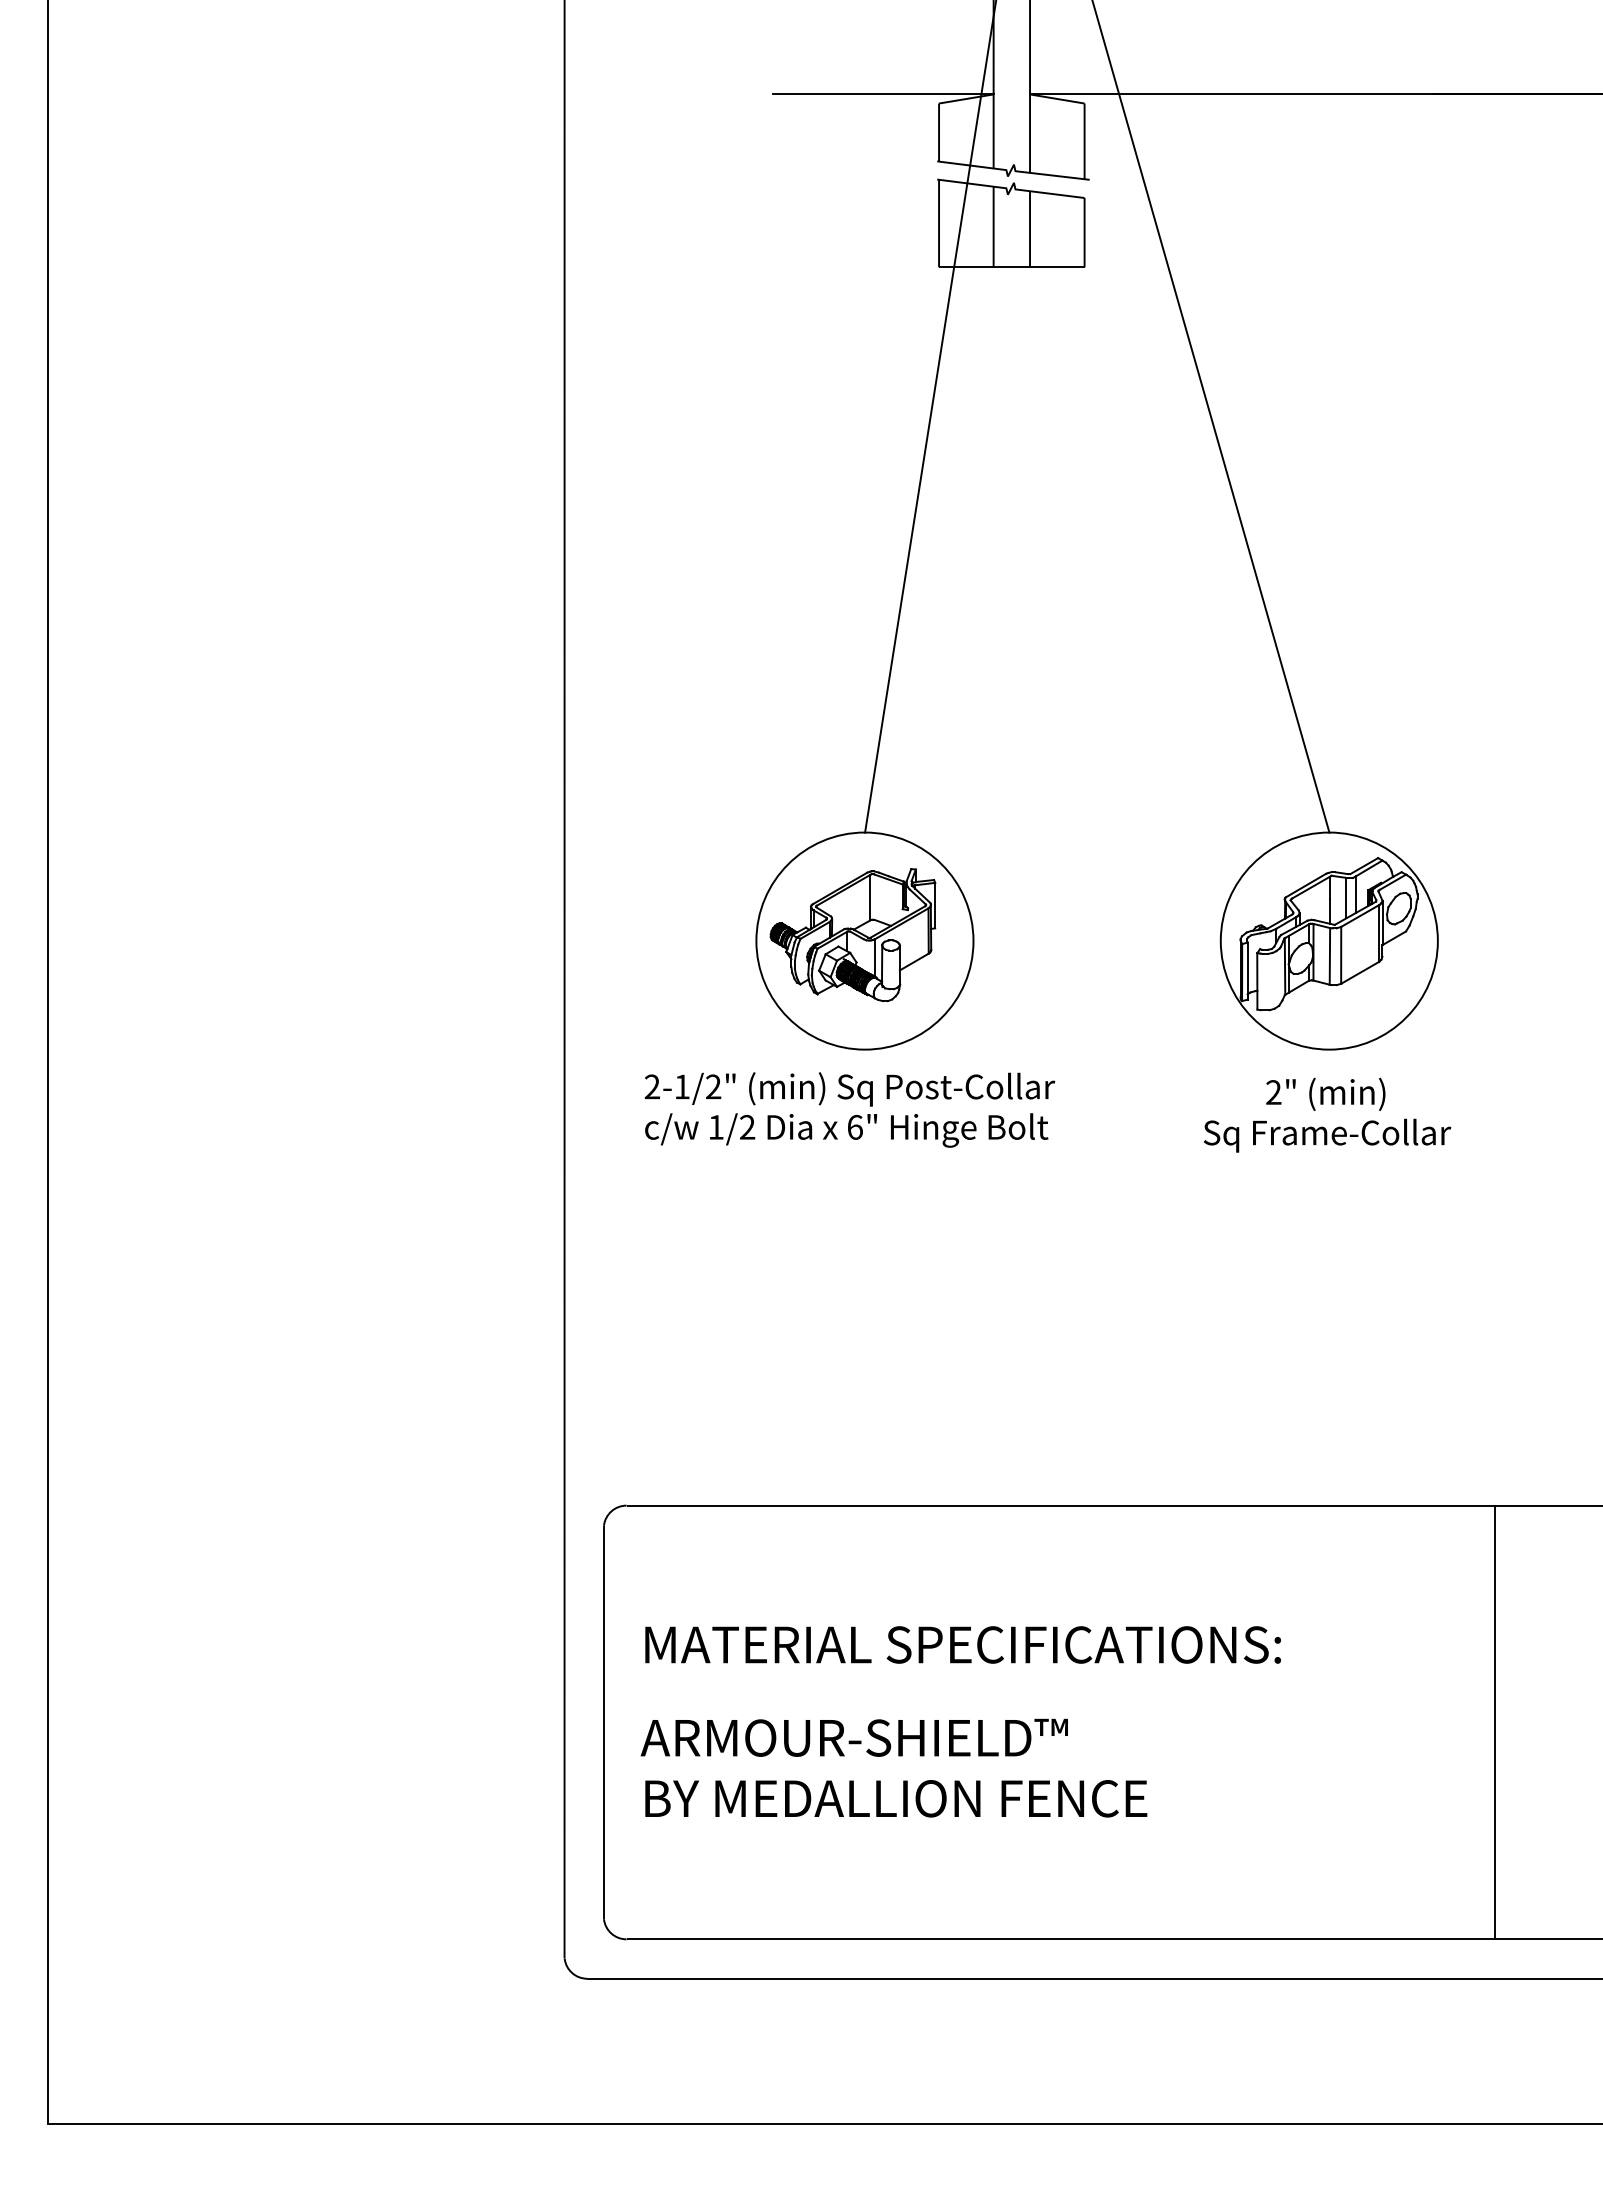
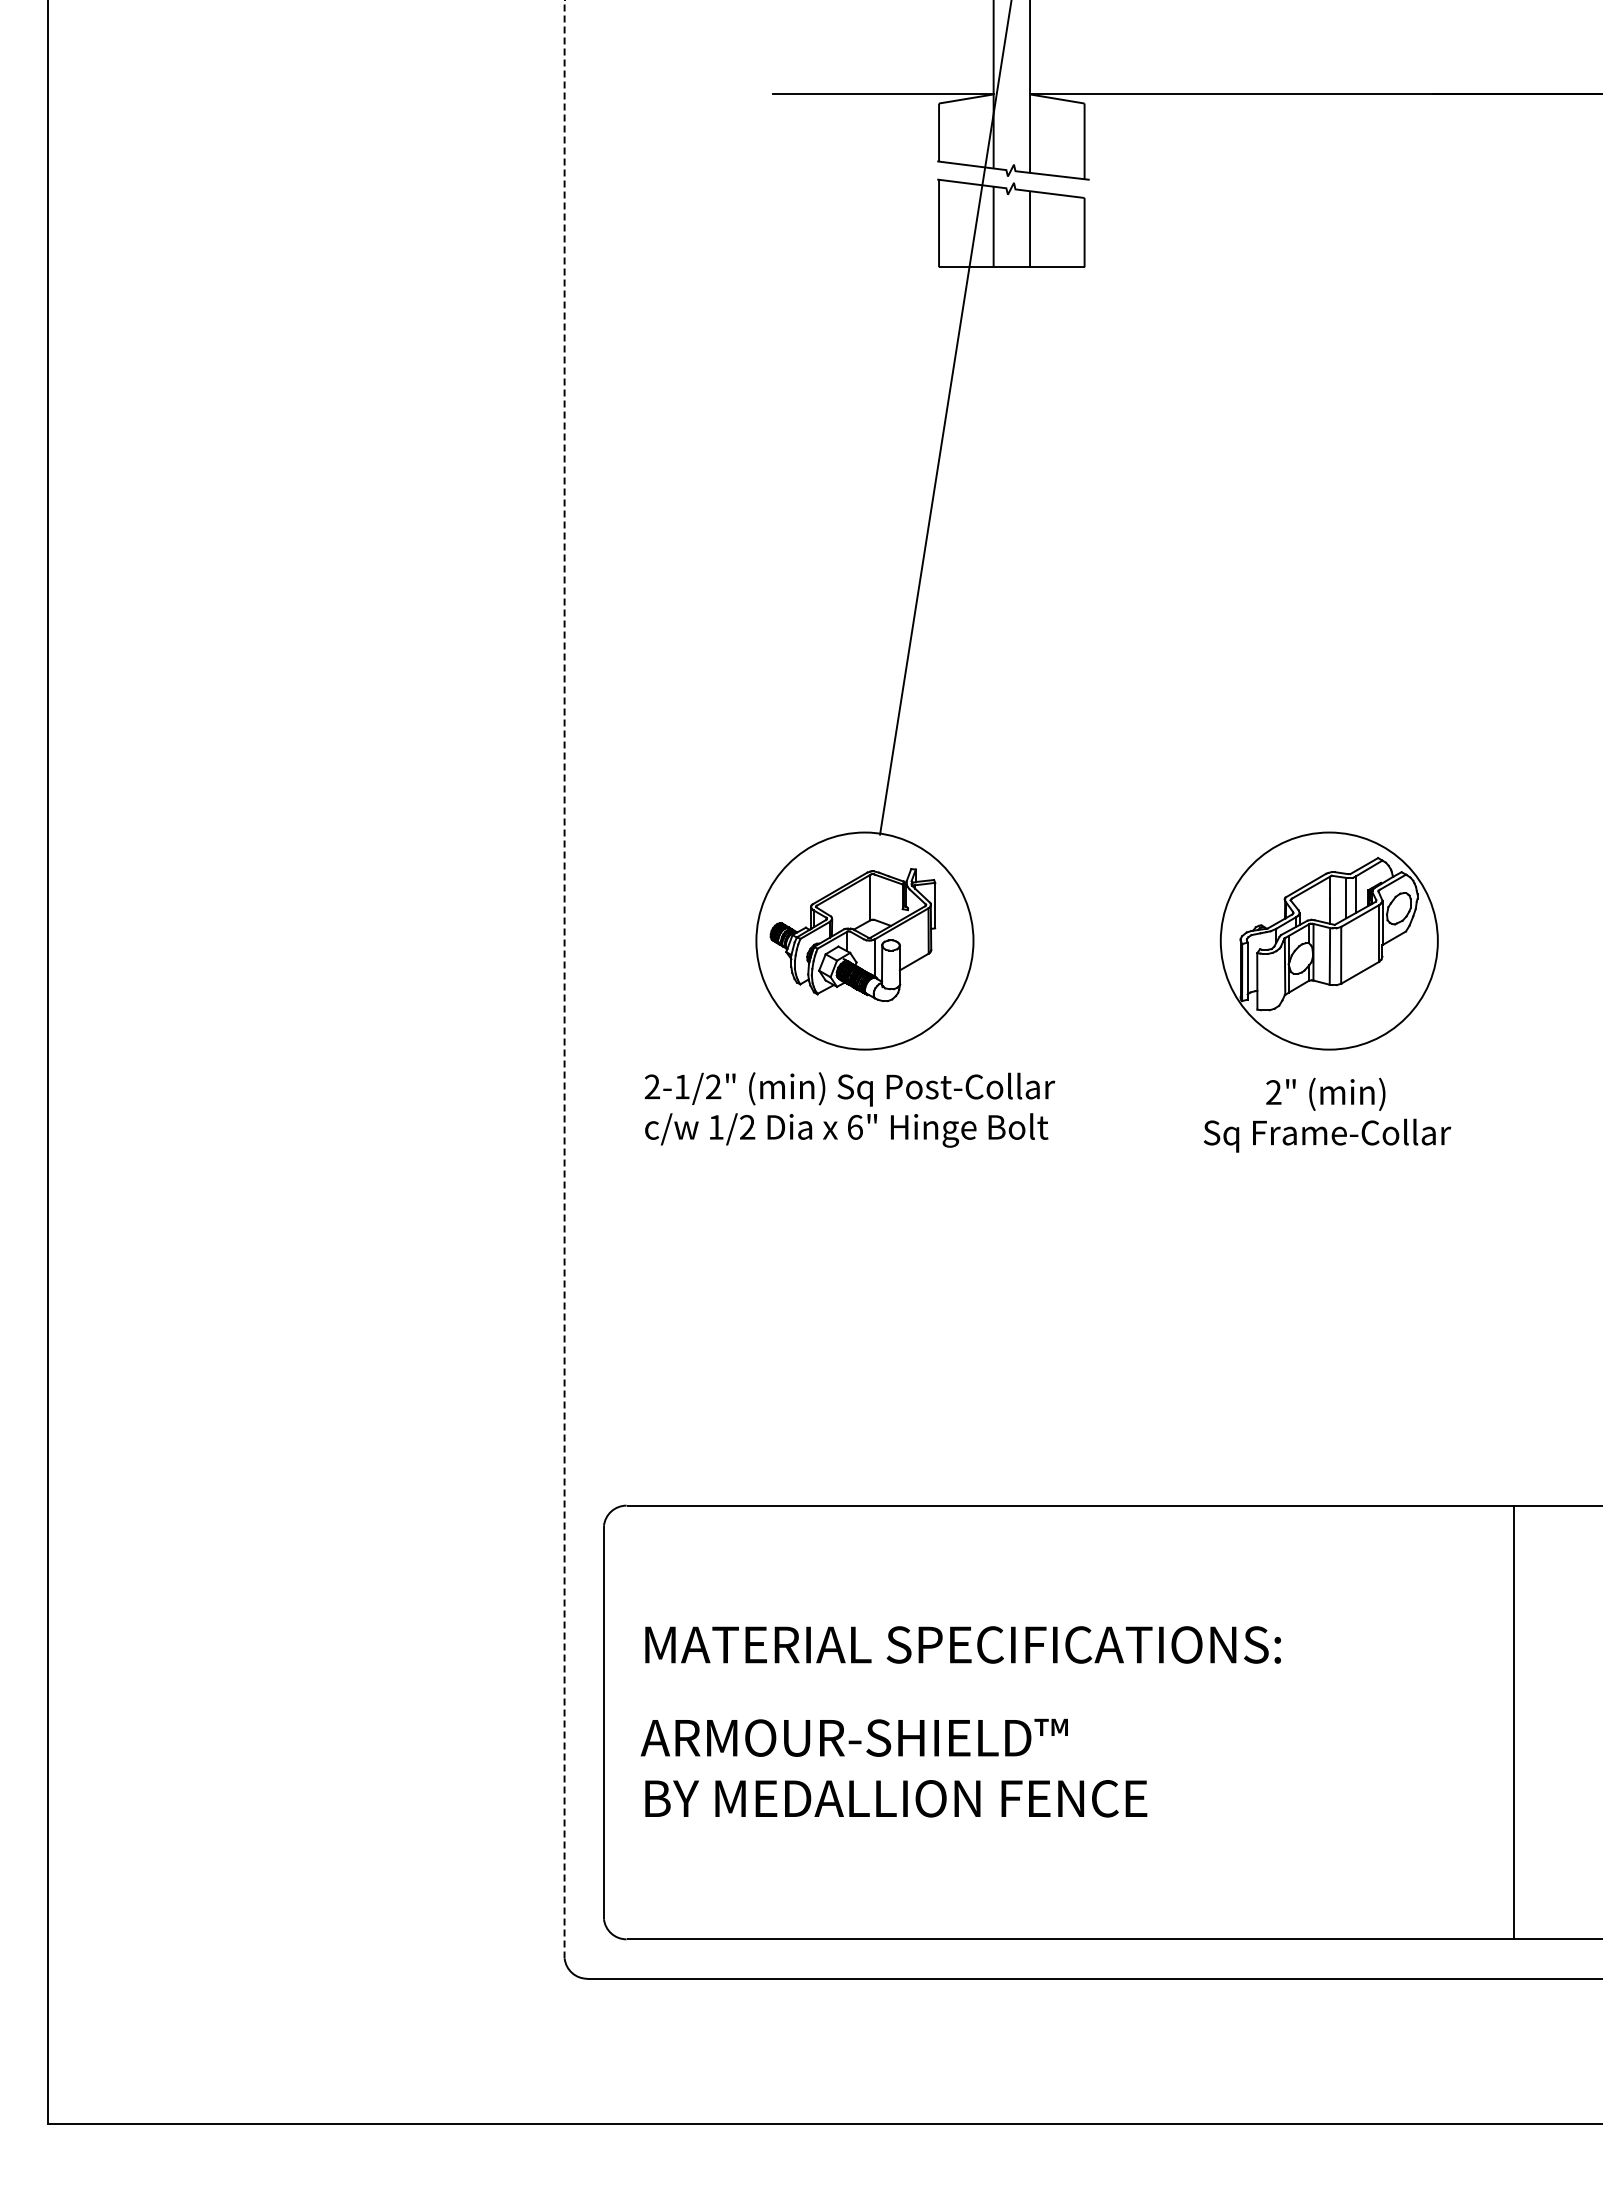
line position: (930, 417) -> (945, 418) (945, 418)
line: present -> none (1210, 417)
line: solid -> dashed (564, 979)
line position: (1494, 1722) -> (1513, 1722) (1513, 1722)
